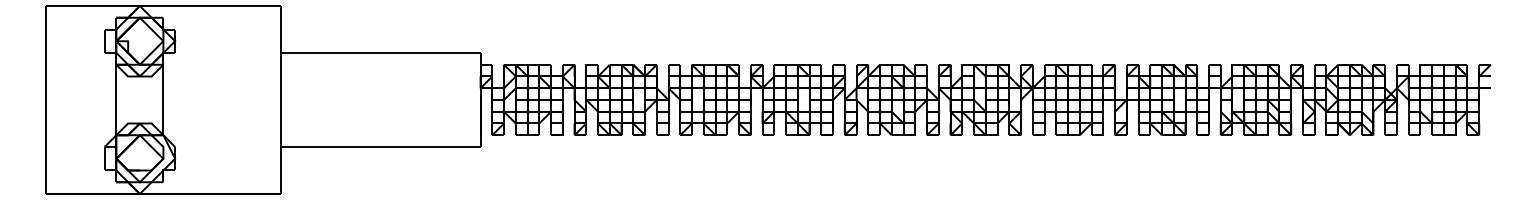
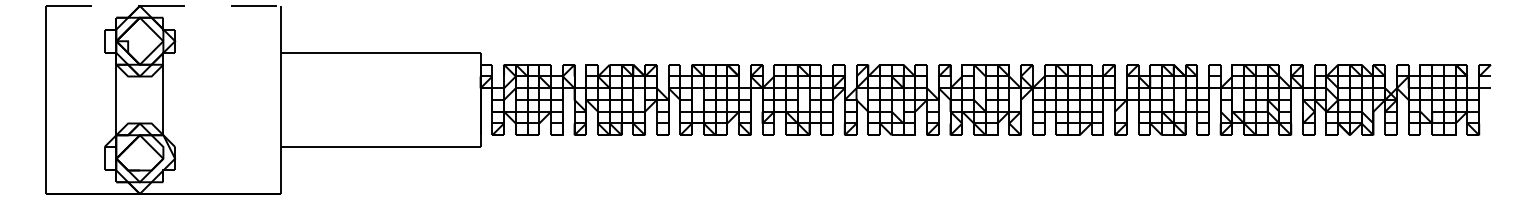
line: solid -> dashed (163, 6)
